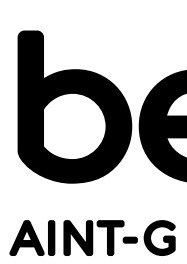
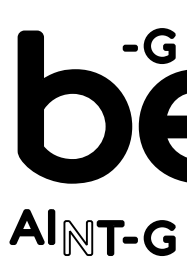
part: none -> present (148, 45)
part position: (32, 237) -> (32, 226) (32, 226)
fill: present -> none (78, 238)
